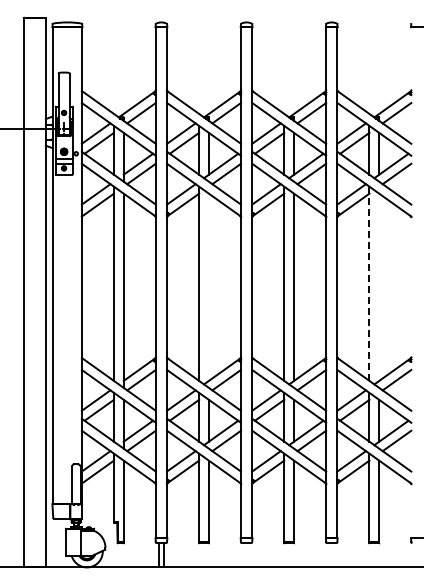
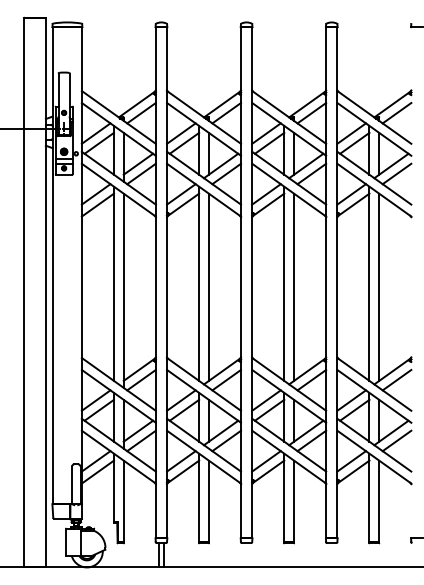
line: dashed -> solid (369, 283)
line: none -> present (208, 286)
line: none -> present (379, 286)
